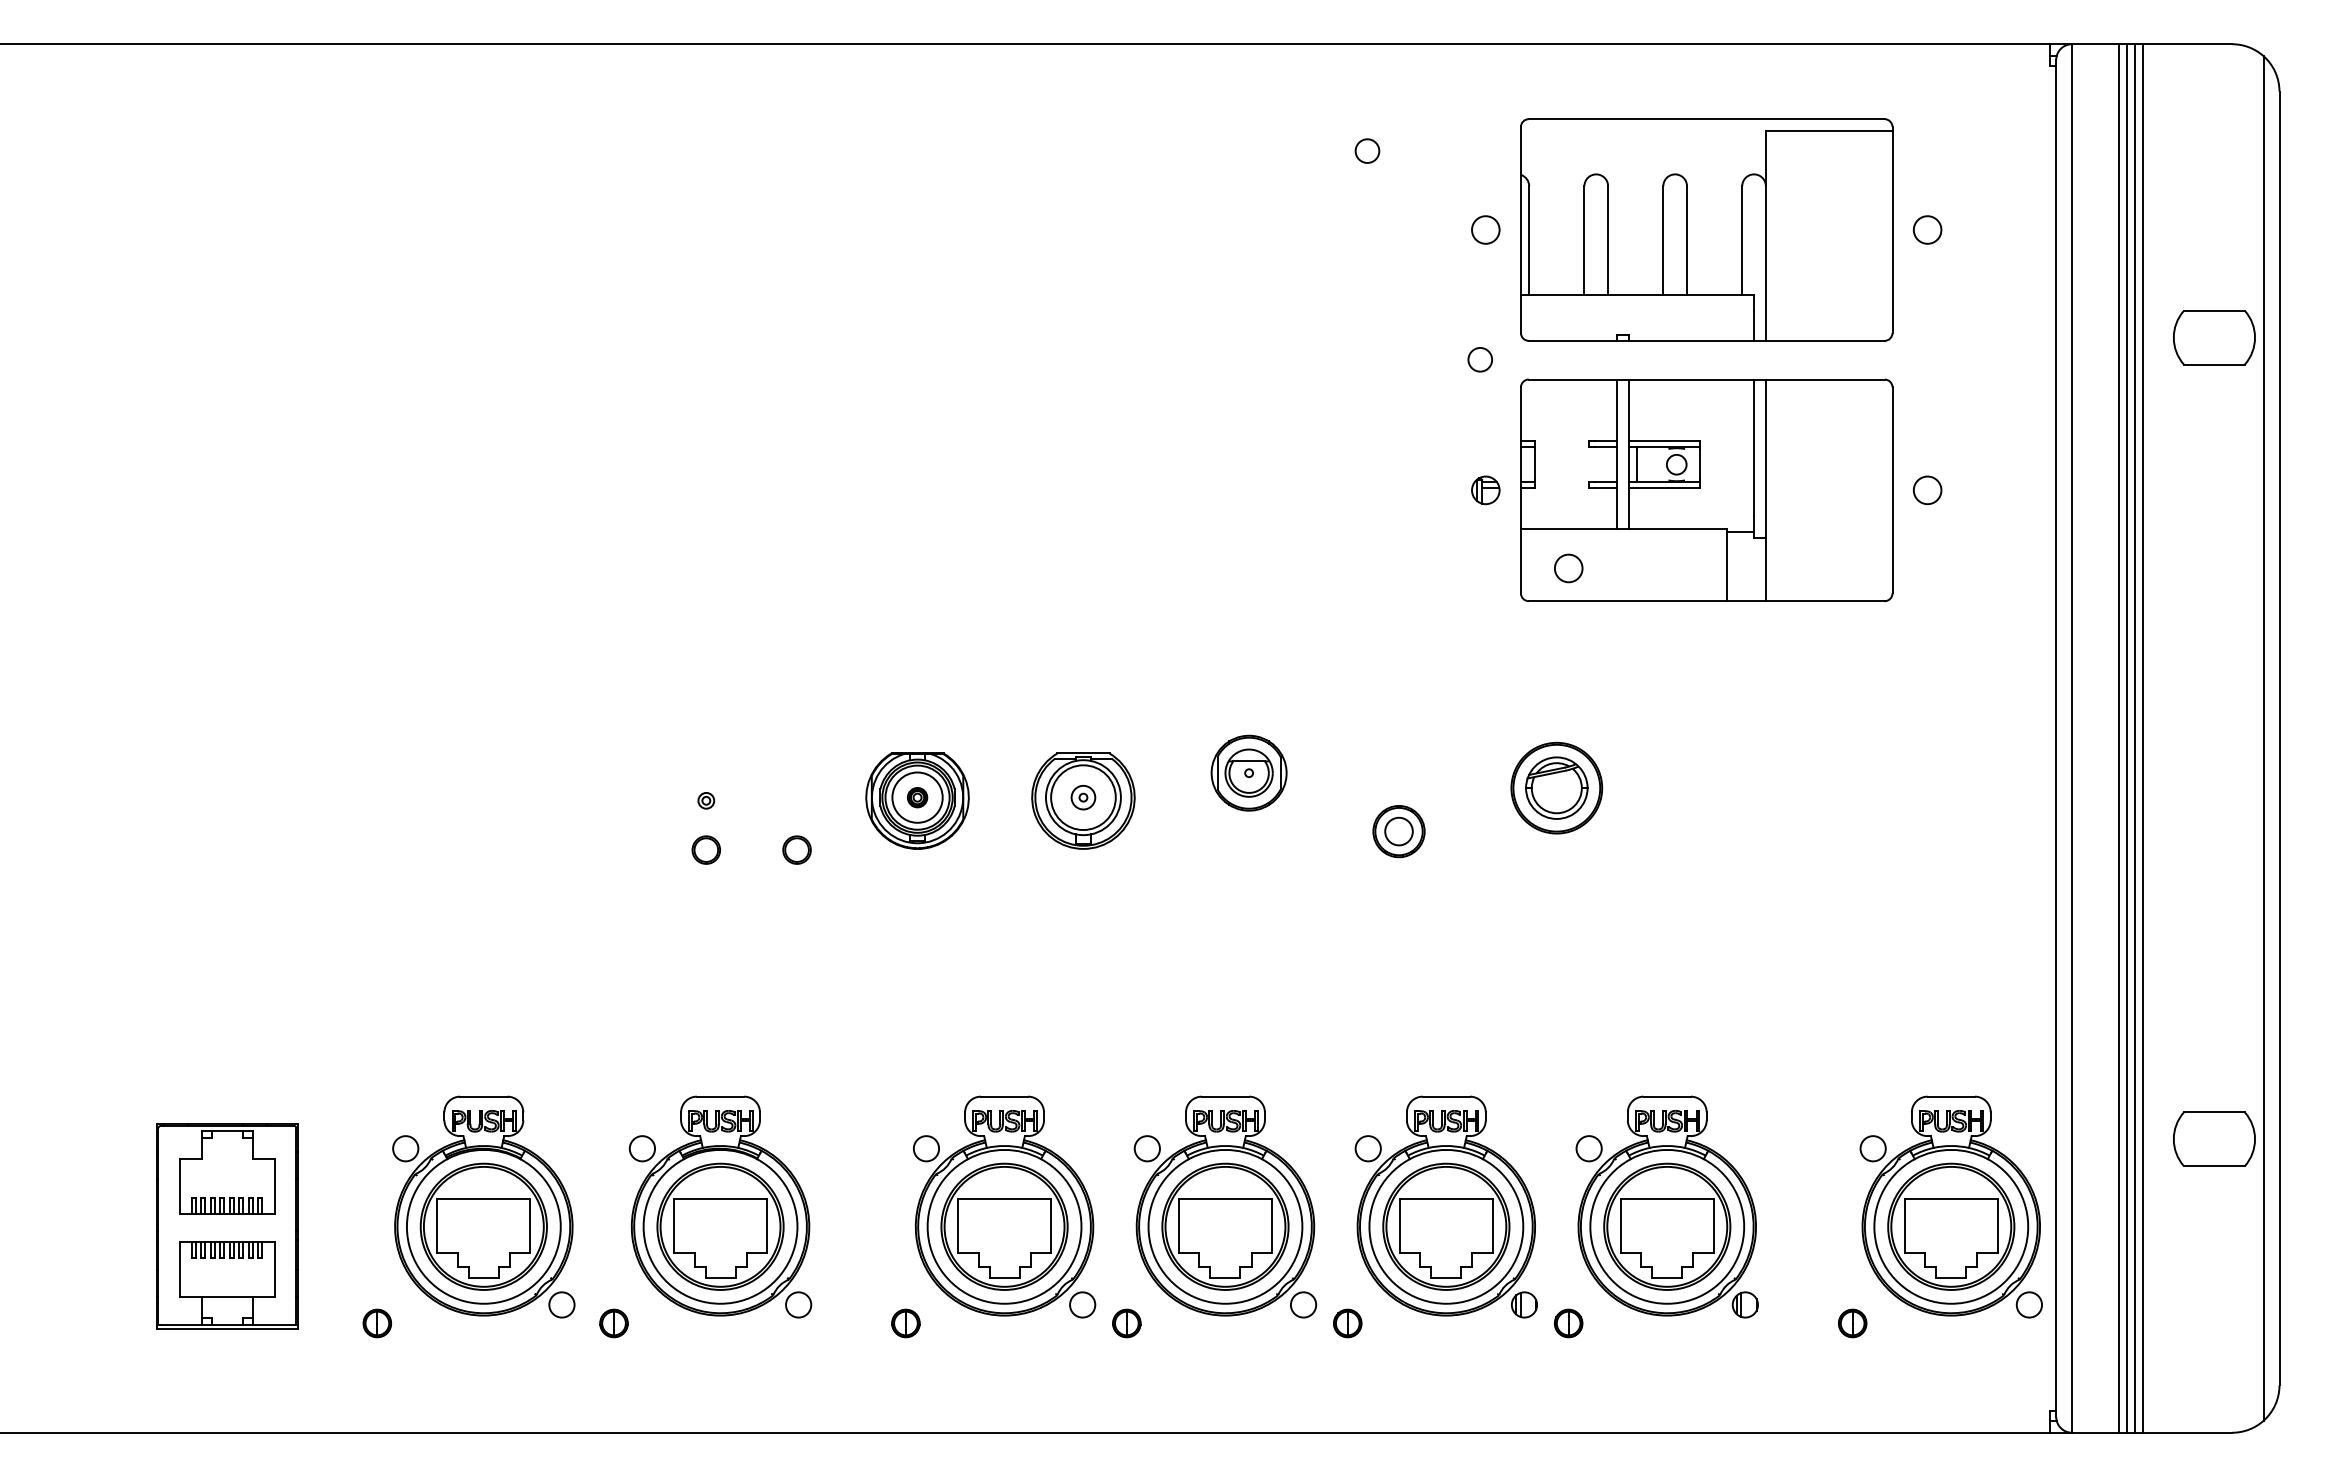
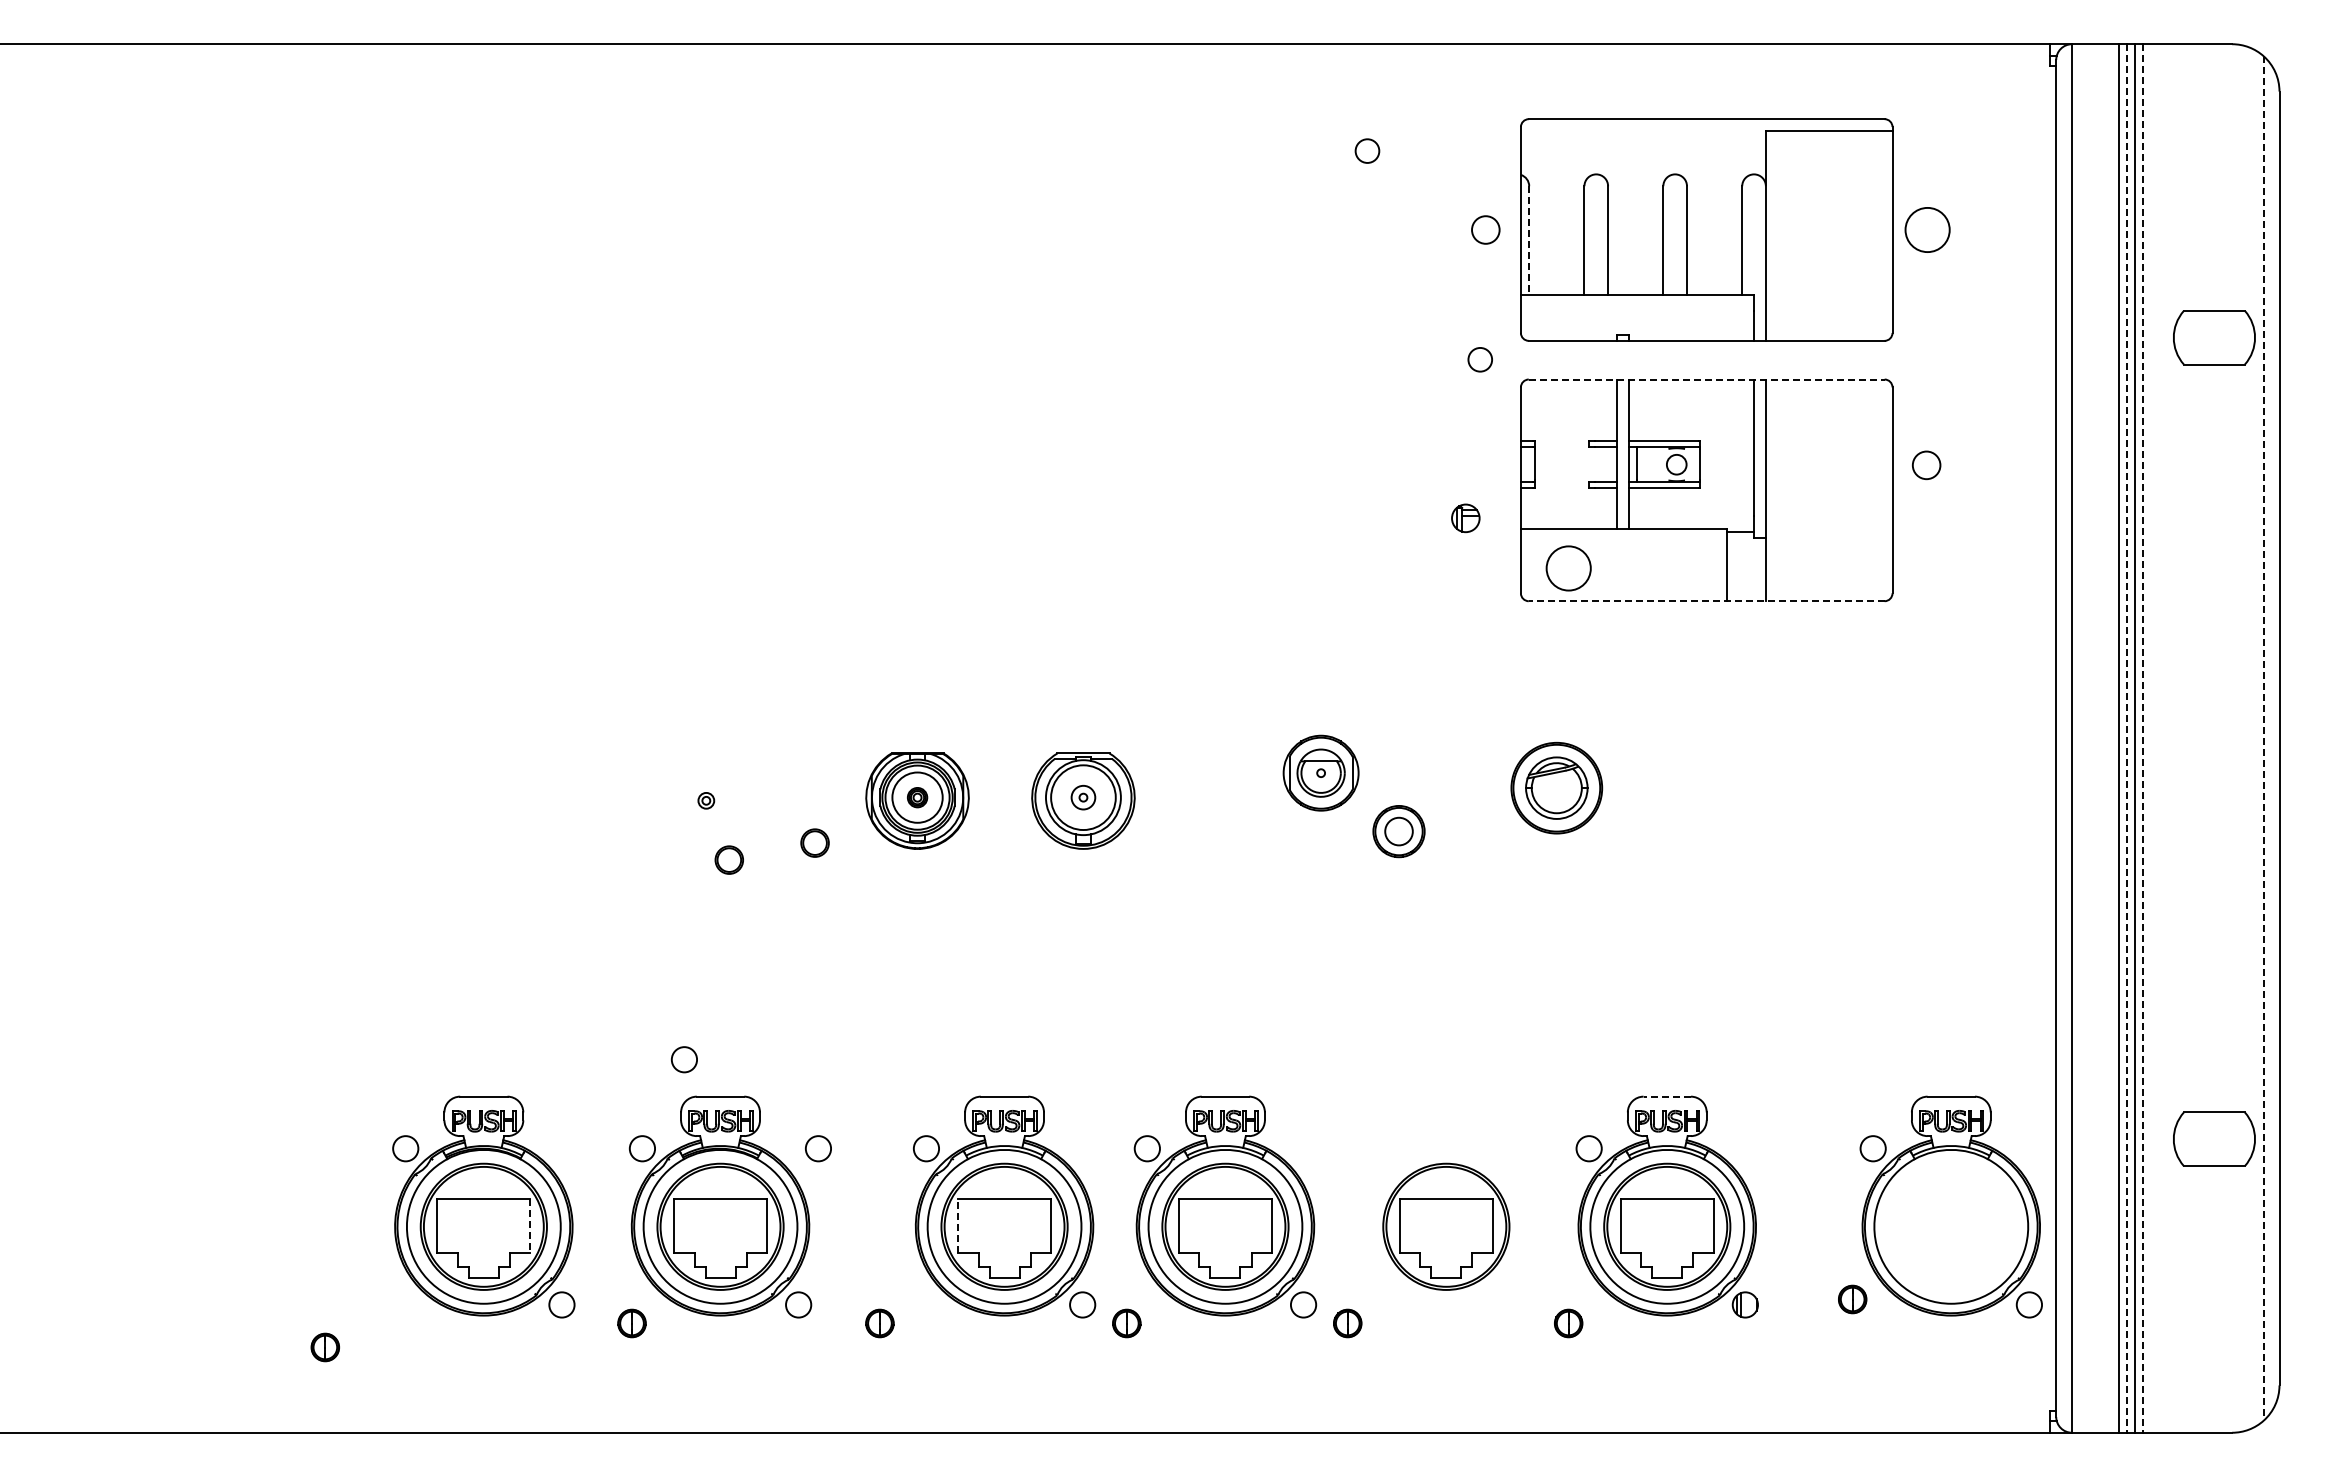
circle diameter: 28 px -> 44 px (1927, 229)
line: solid -> dashed (1529, 241)
line: solid -> dashed (1706, 379)
part position: (1485, 490) -> (1465, 518) (1465, 518)
circle position: (1927, 490) -> (1926, 465) (1926, 465)
circle diameter: 28 px -> 44 px (1568, 568)
line: solid -> dashed (1706, 601)
line: solid -> dashed (2127, 739)
line: solid -> dashed (2143, 739)
line: solid -> dashed (2263, 739)
part position: (1248, 772) -> (1320, 772) (1320, 772)
part position: (705, 849) -> (728, 859) (728, 859)
part position: (796, 849) -> (814, 842) (814, 842)
circle: none -> present (683, 1059)
line: solid -> dashed (1667, 1096)
circle: none -> present (818, 1148)
part: present -> none (1445, 1206)
part: present -> none (227, 1226)
line: solid -> dashed (530, 1226)
line: solid -> dashed (958, 1226)
part: present -> none (1951, 1226)
part position: (376, 1323) -> (324, 1347) (324, 1347)
part position: (613, 1323) -> (631, 1323) (631, 1323)
part position: (905, 1323) -> (879, 1323) (879, 1323)
part position: (1852, 1323) -> (1852, 1299) (1852, 1299)
